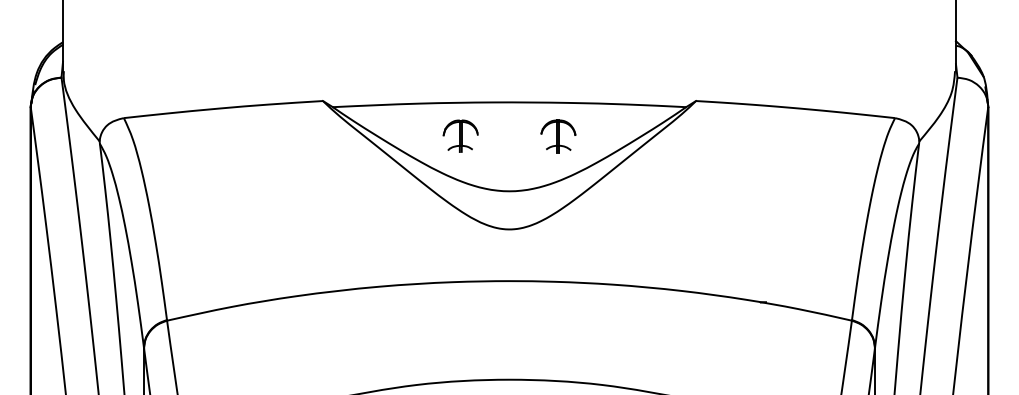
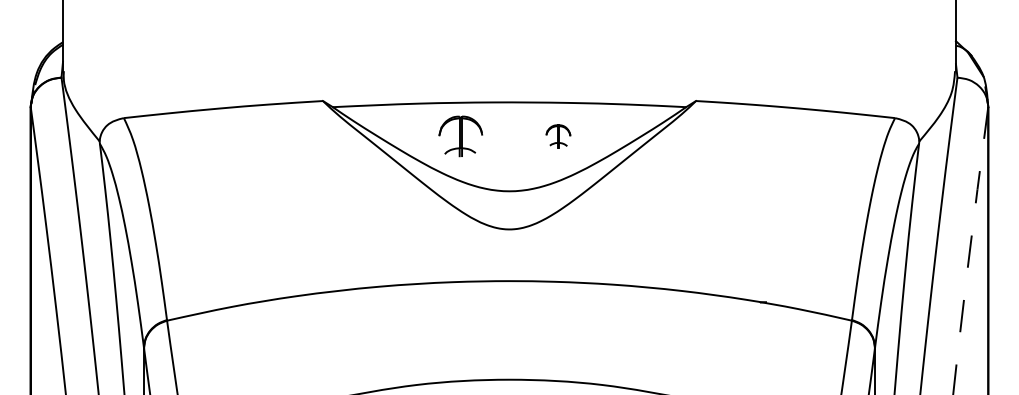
part size: 37x34 px -> 45x43 px (460, 136)
part size: 37x35 px -> 27x25 px (558, 136)
arc: solid -> dashed (969, 251)
